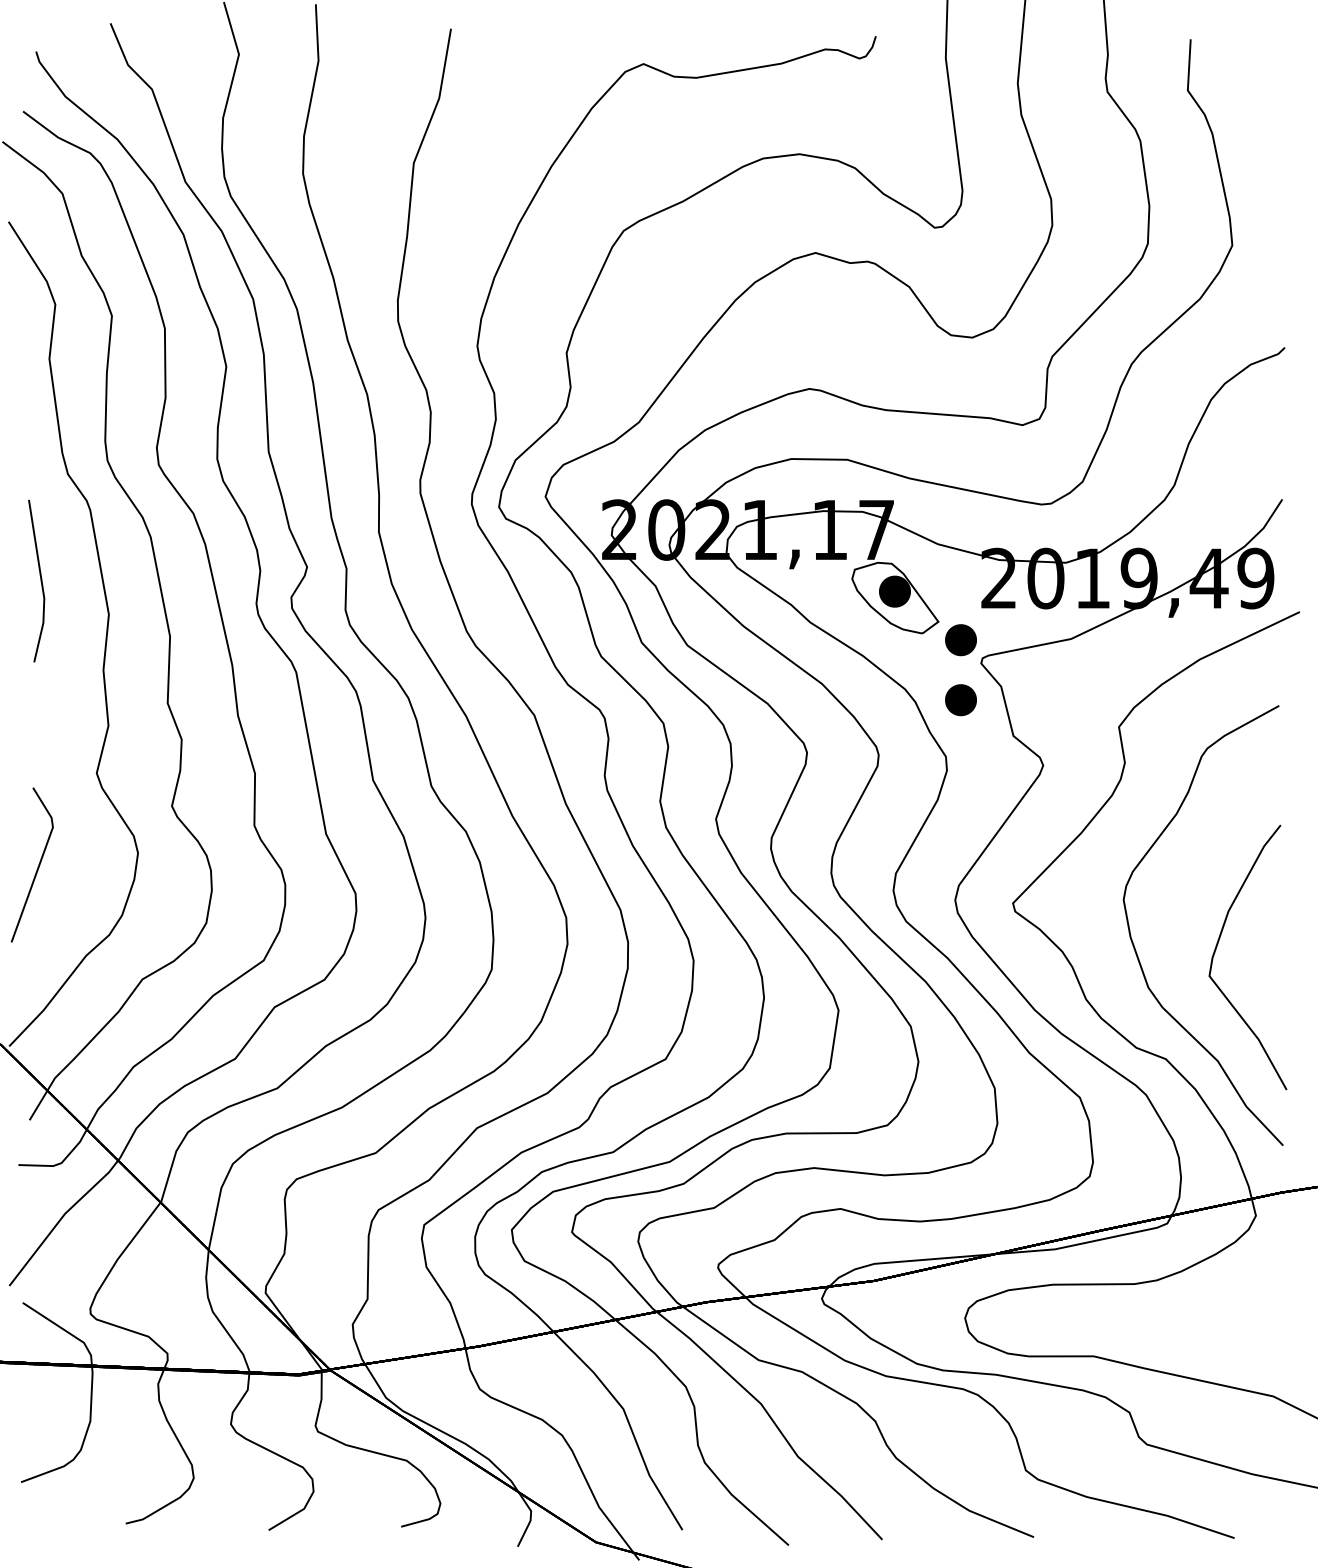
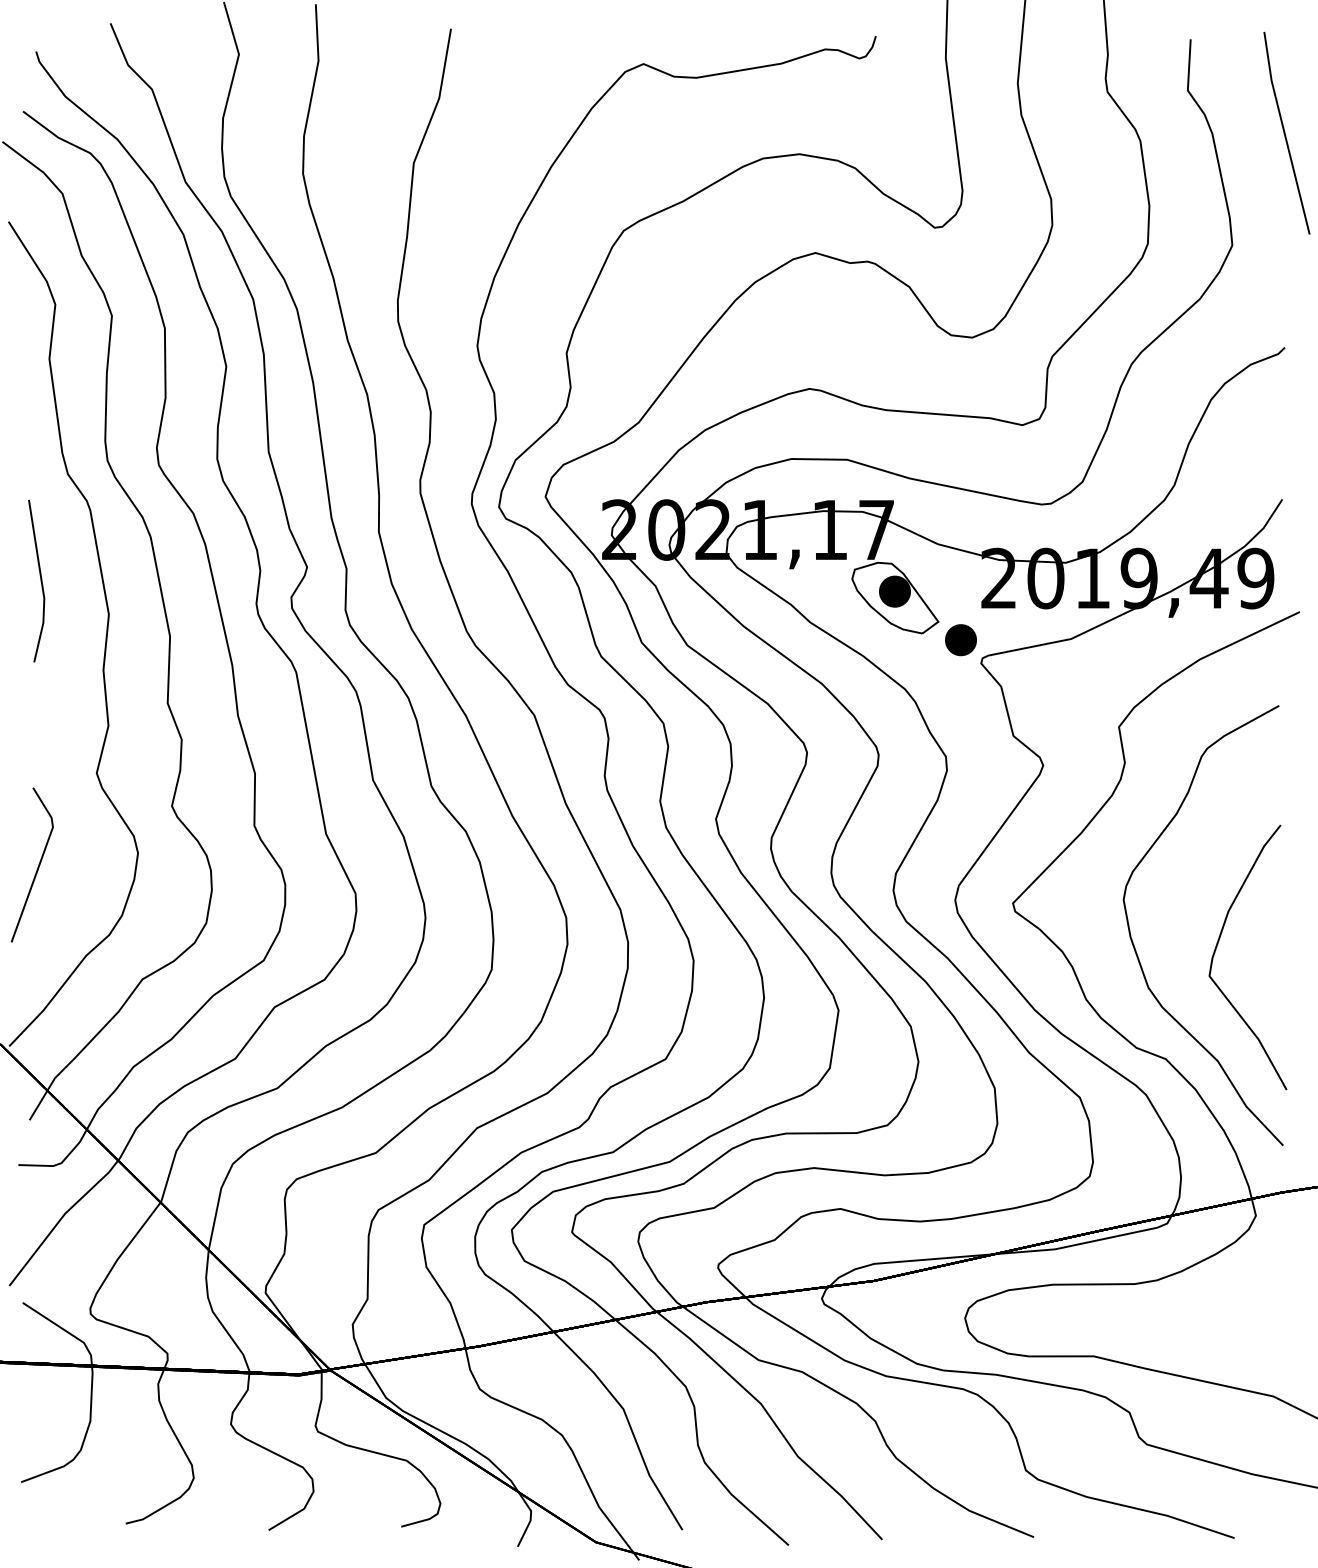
line: none -> present (1285, 132)
part: present -> none (960, 700)
